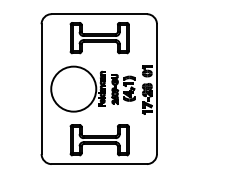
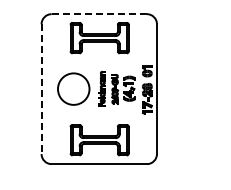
line: solid -> dashed (99, 14)
circle diameter: 45 px -> 32 px (73, 88)
line: solid -> dashed (41, 89)
